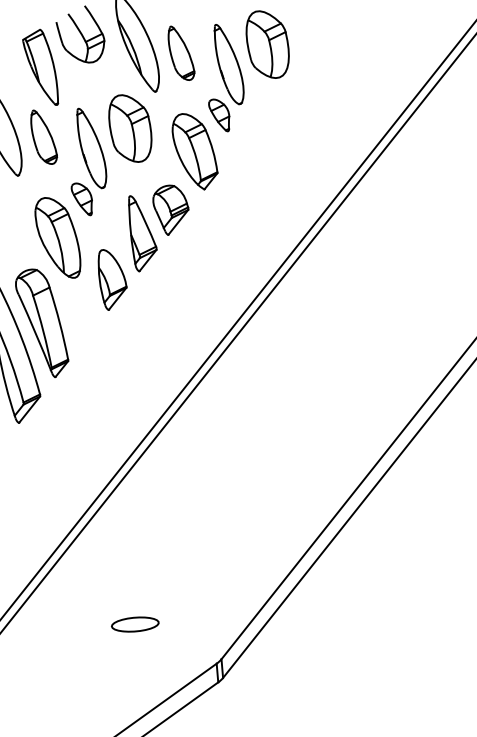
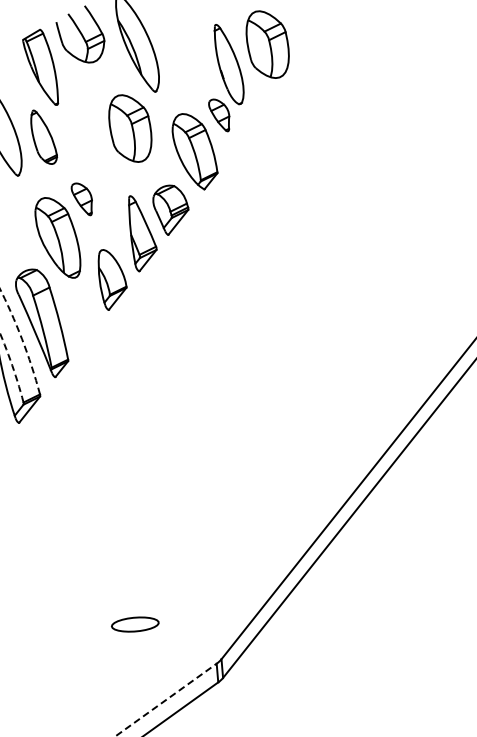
part: present -> none (181, 52)
part: present -> none (91, 148)
line: present -> none (237, 320)
line: present -> none (237, 334)
arc: solid -> dashed (22, 340)
arc: solid -> dashed (12, 367)
line: solid -> dashed (166, 699)
